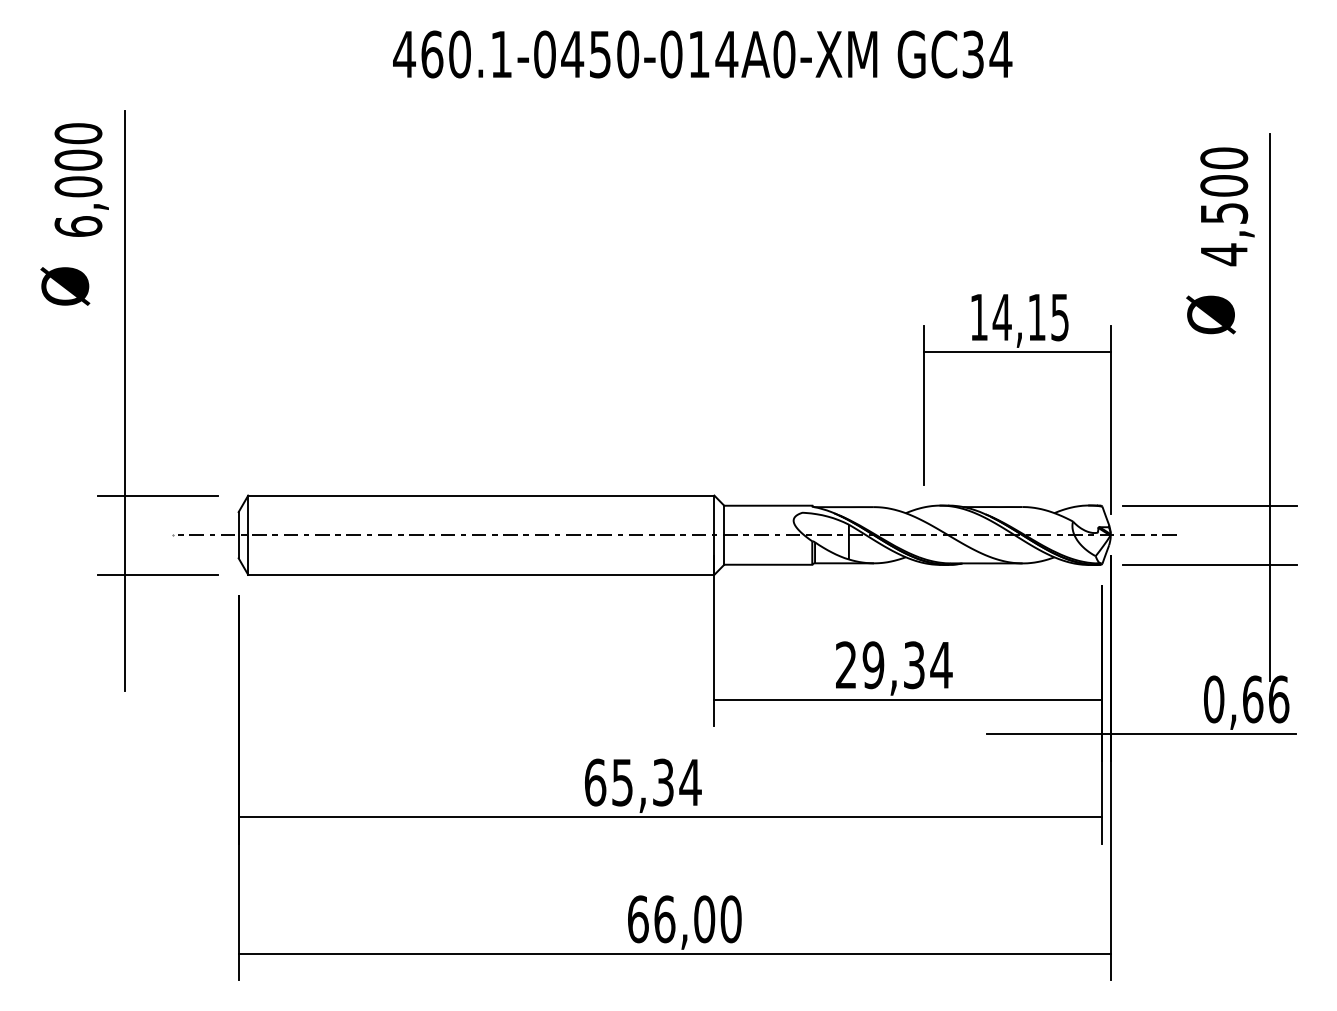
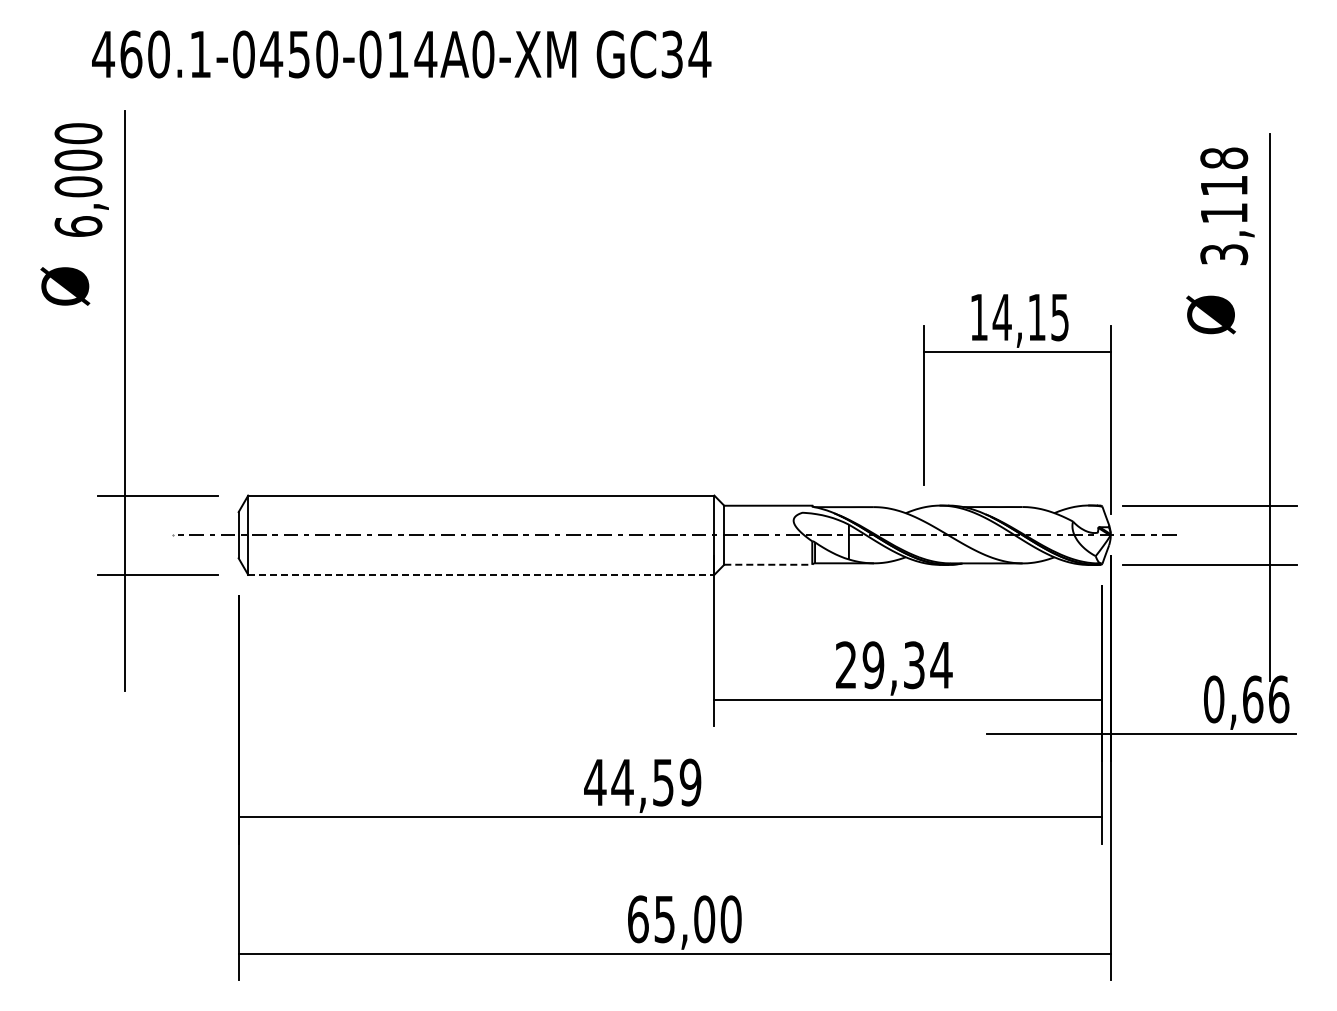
text position: (702, 54) -> (401, 54) (401, 54)
text: 4,500 -> 3,118 (1224, 206)
line: solid -> dashed (768, 564)
line: solid -> dashed (481, 574)
text: 65,34 -> 44,59 (642, 782)
text: 66,00 -> 65,00 (664, 919)
